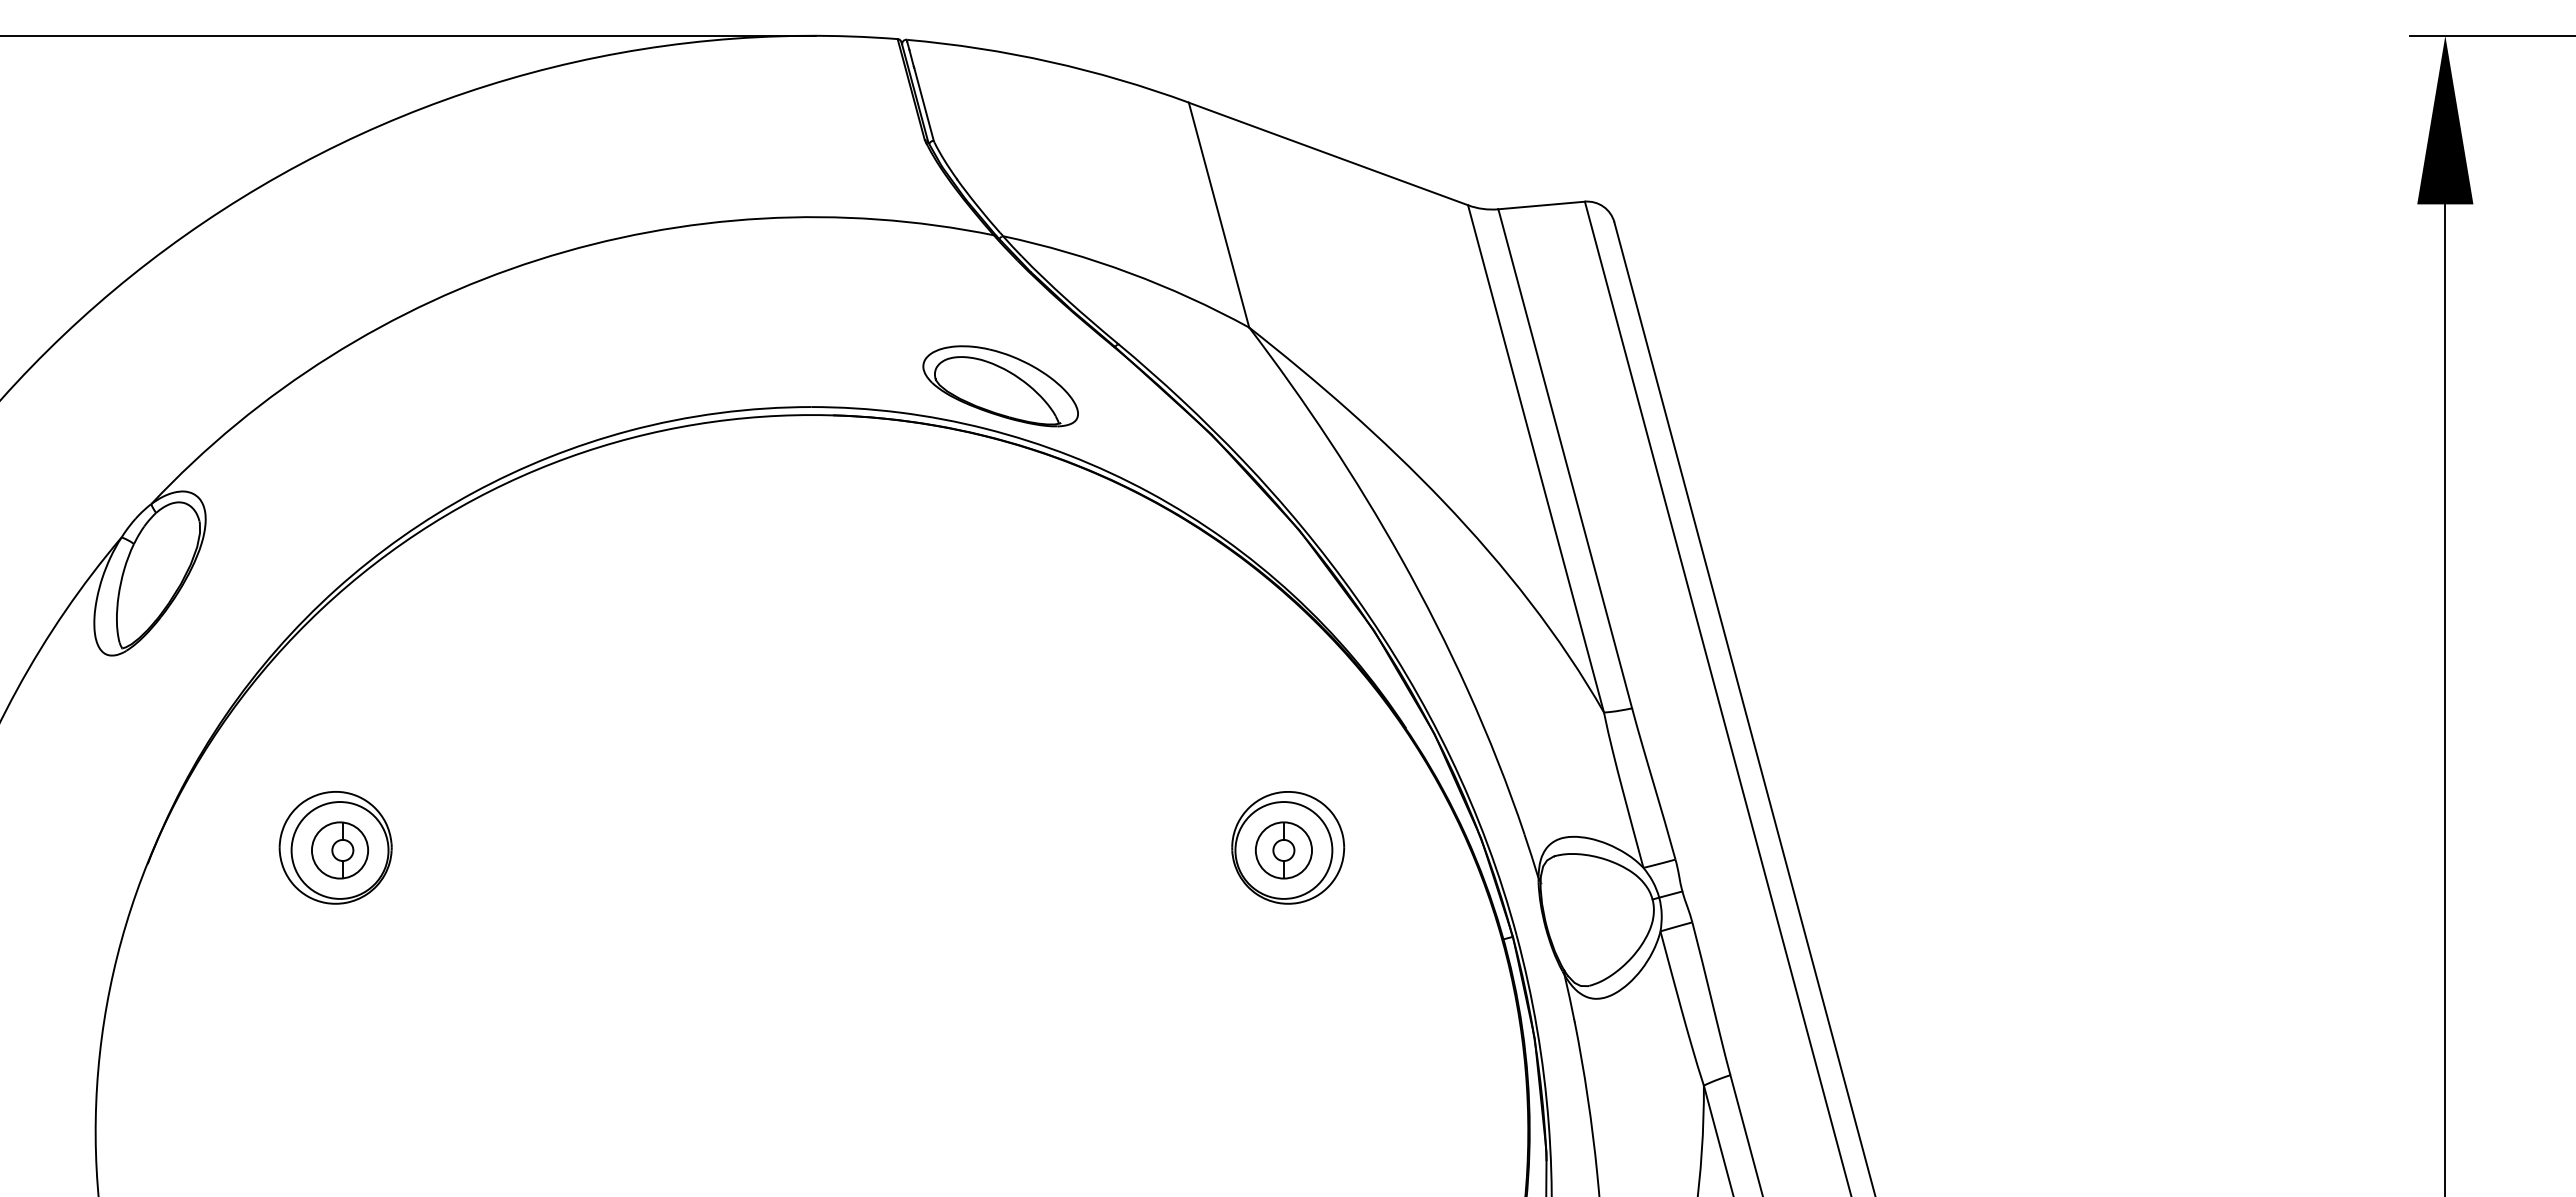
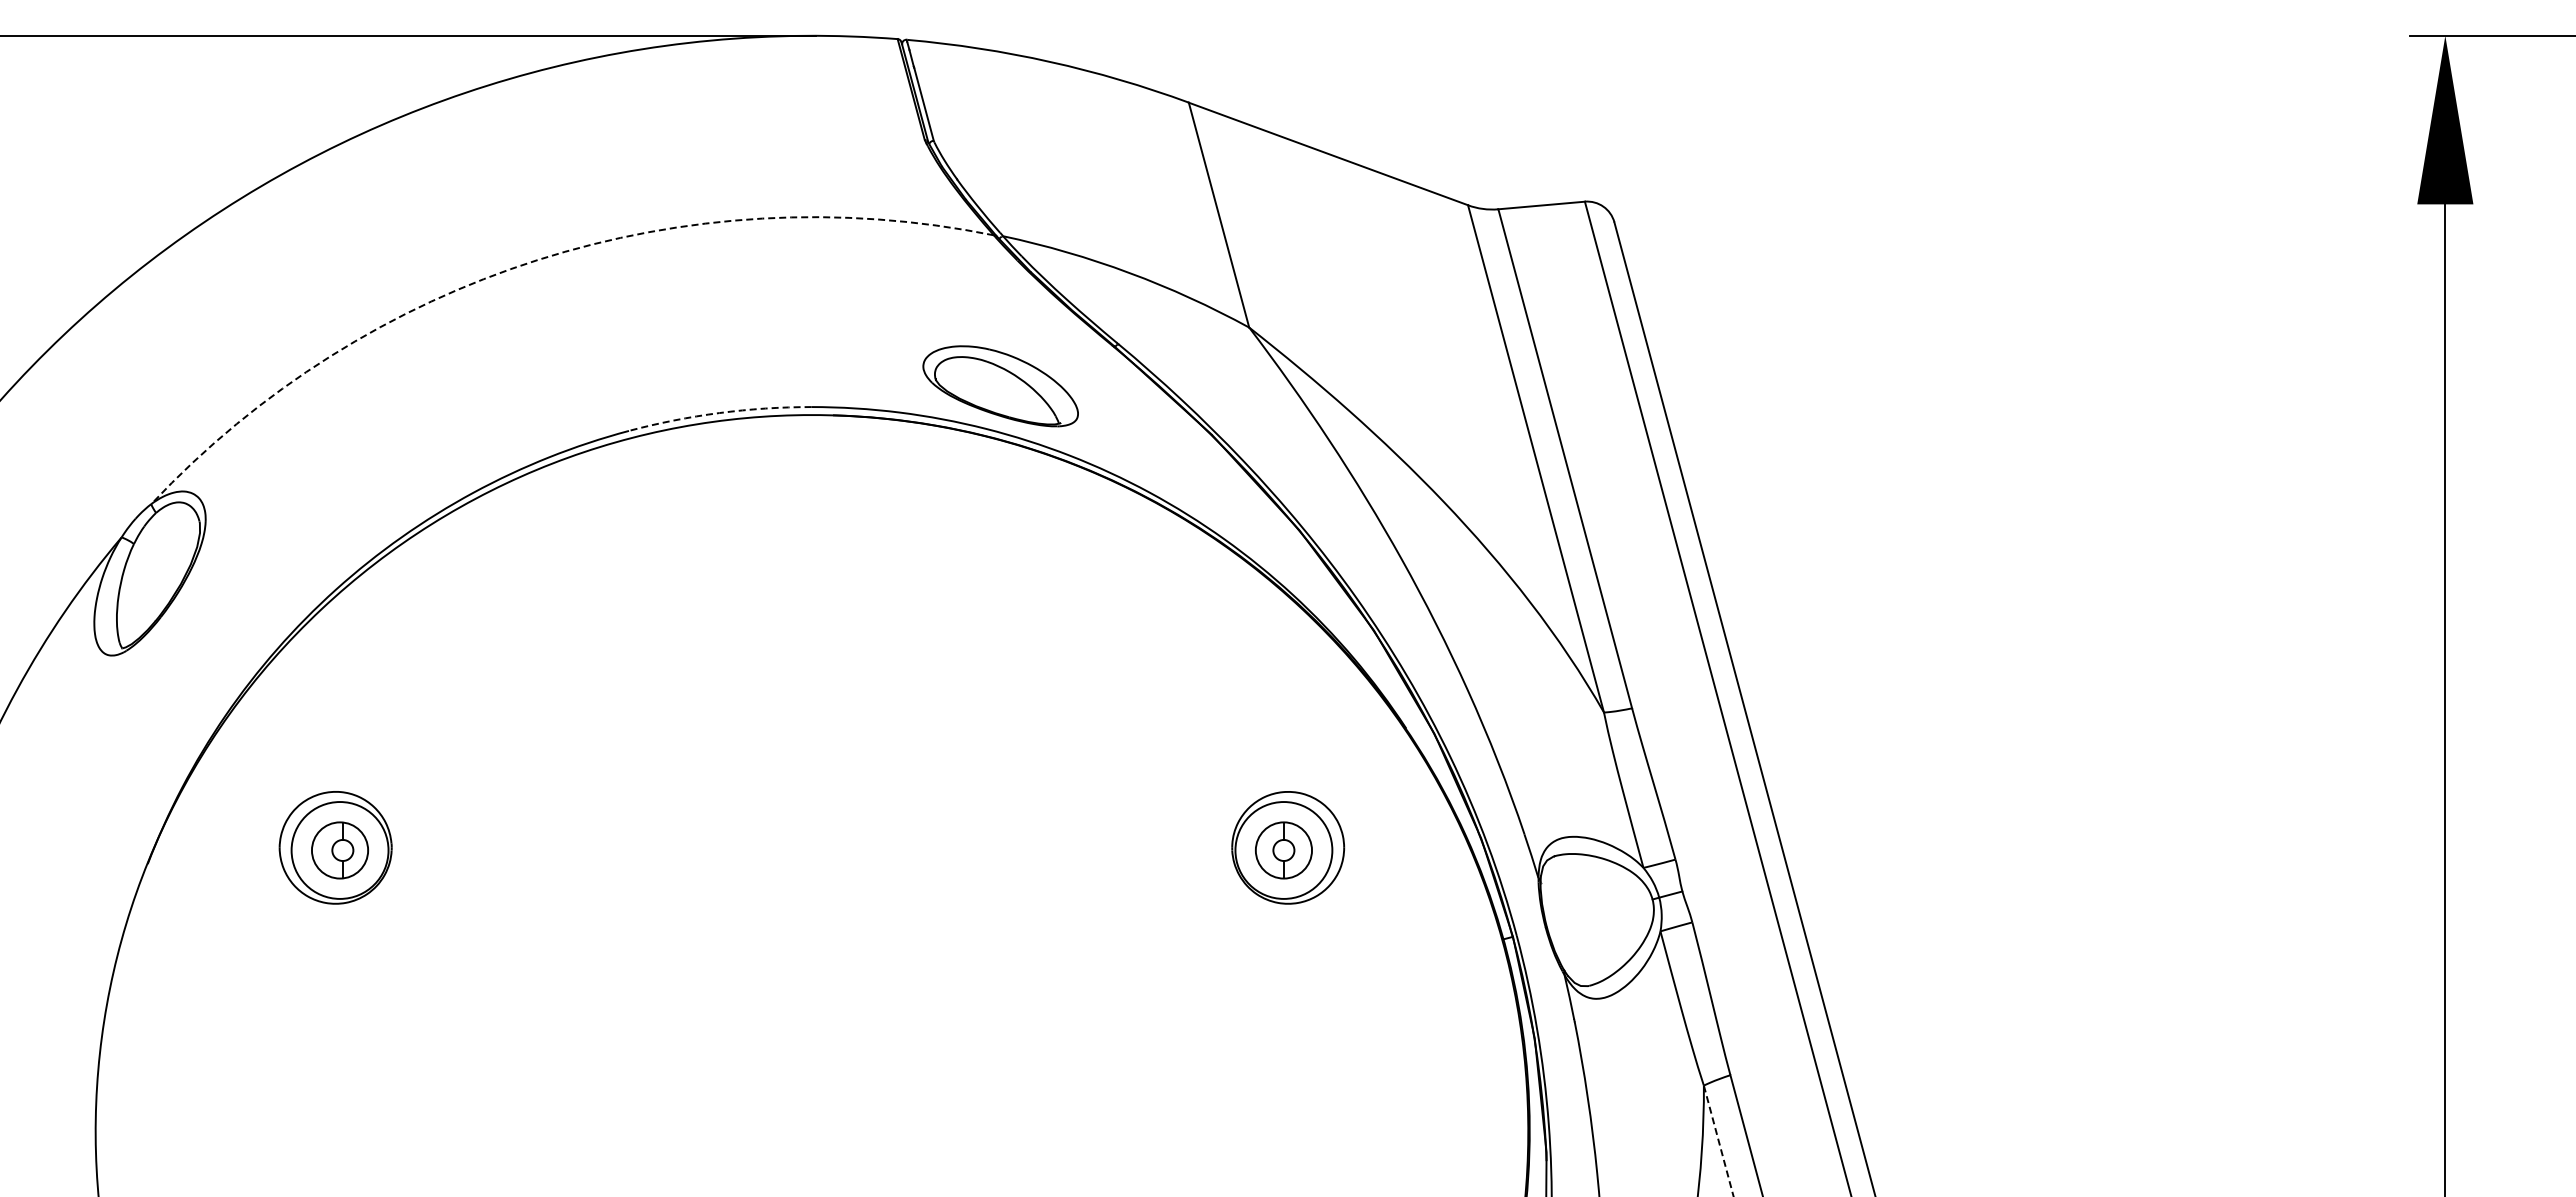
arc: solid -> dashed (537, 260)
arc: solid -> dashed (719, 413)
line: solid -> dashed (1718, 1141)
